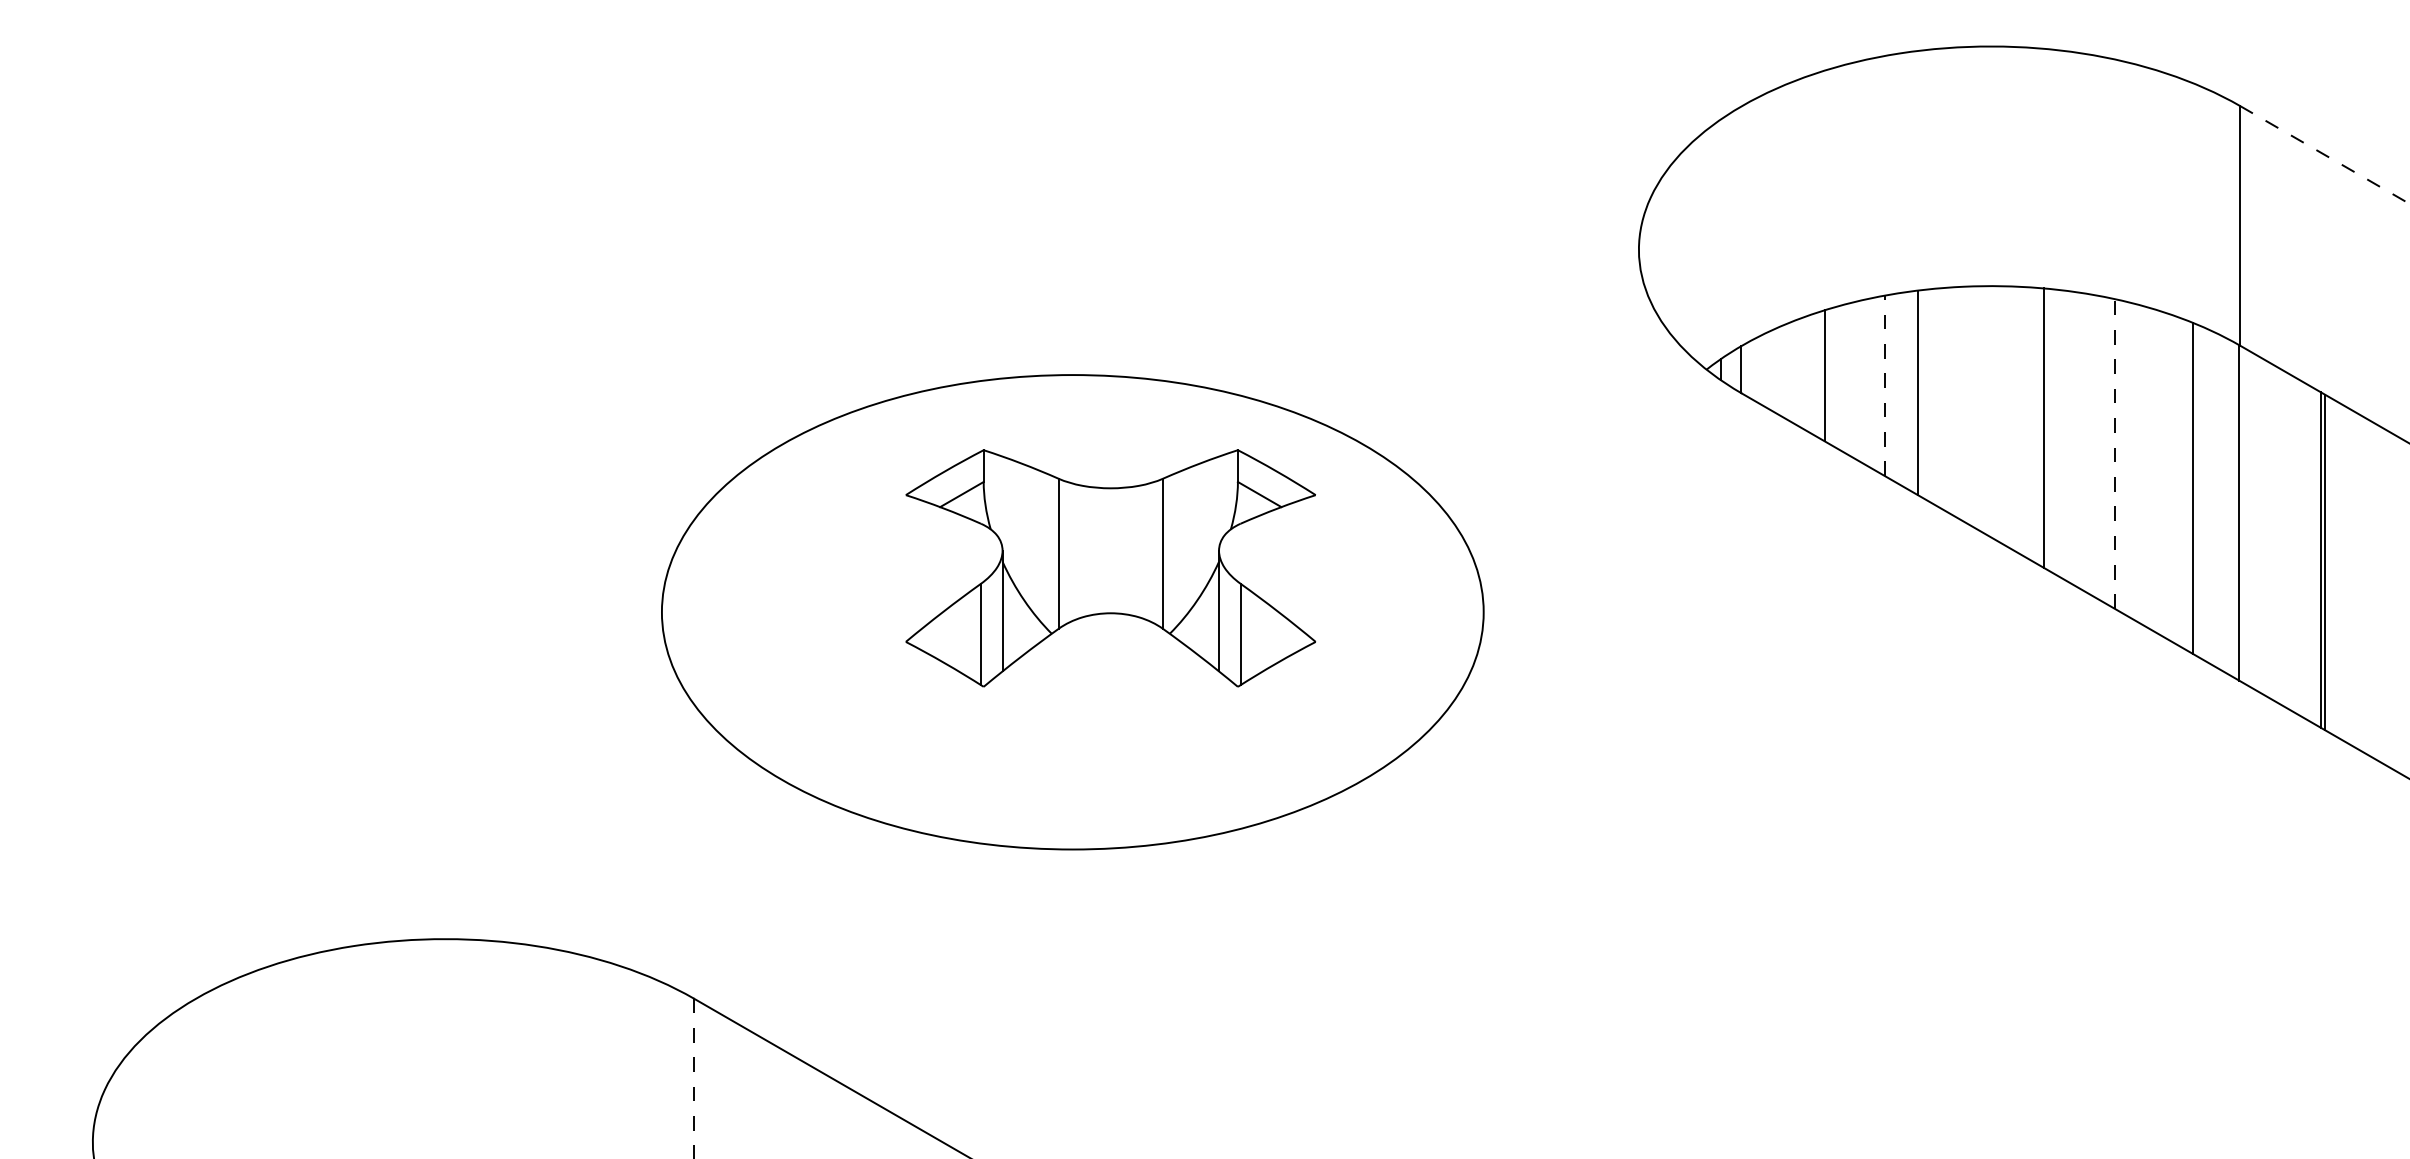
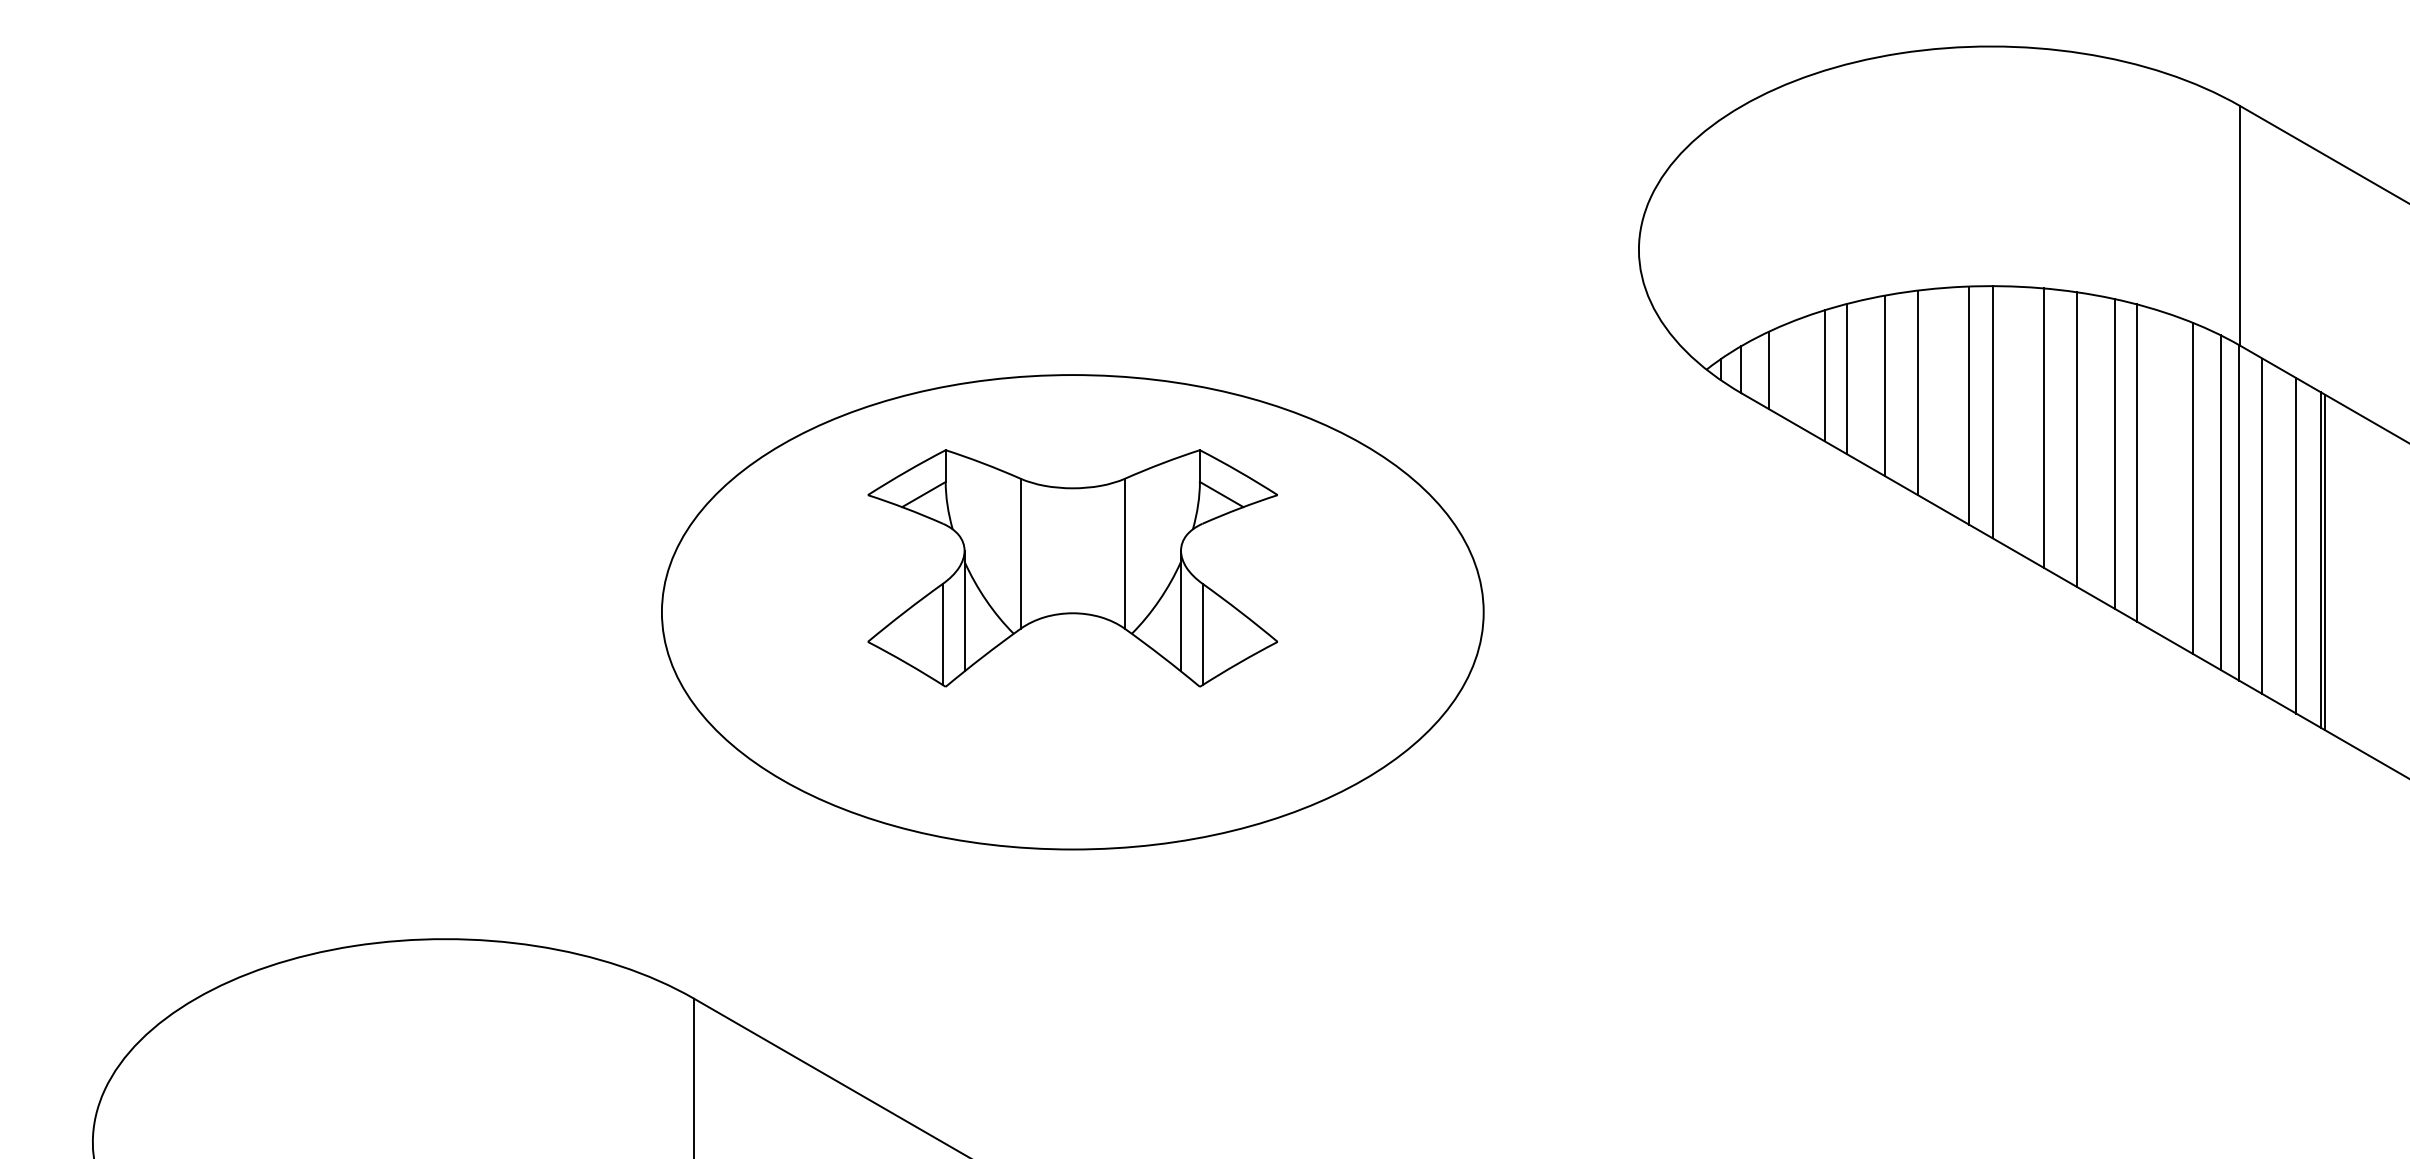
line: dashed -> solid (2324, 155)
line: none -> present (1768, 370)
line: none -> present (1846, 378)
line: dashed -> solid (1884, 385)
line: none -> present (1968, 405)
line: none -> present (1992, 412)
line: none -> present (2076, 439)
line: dashed -> solid (2115, 454)
line: none -> present (2136, 462)
line: none -> present (2220, 502)
line: none -> present (2262, 525)
line: none -> present (2296, 545)
part position: (1110, 568) -> (1072, 568) (1072, 568)
line: dashed -> solid (694, 1078)
